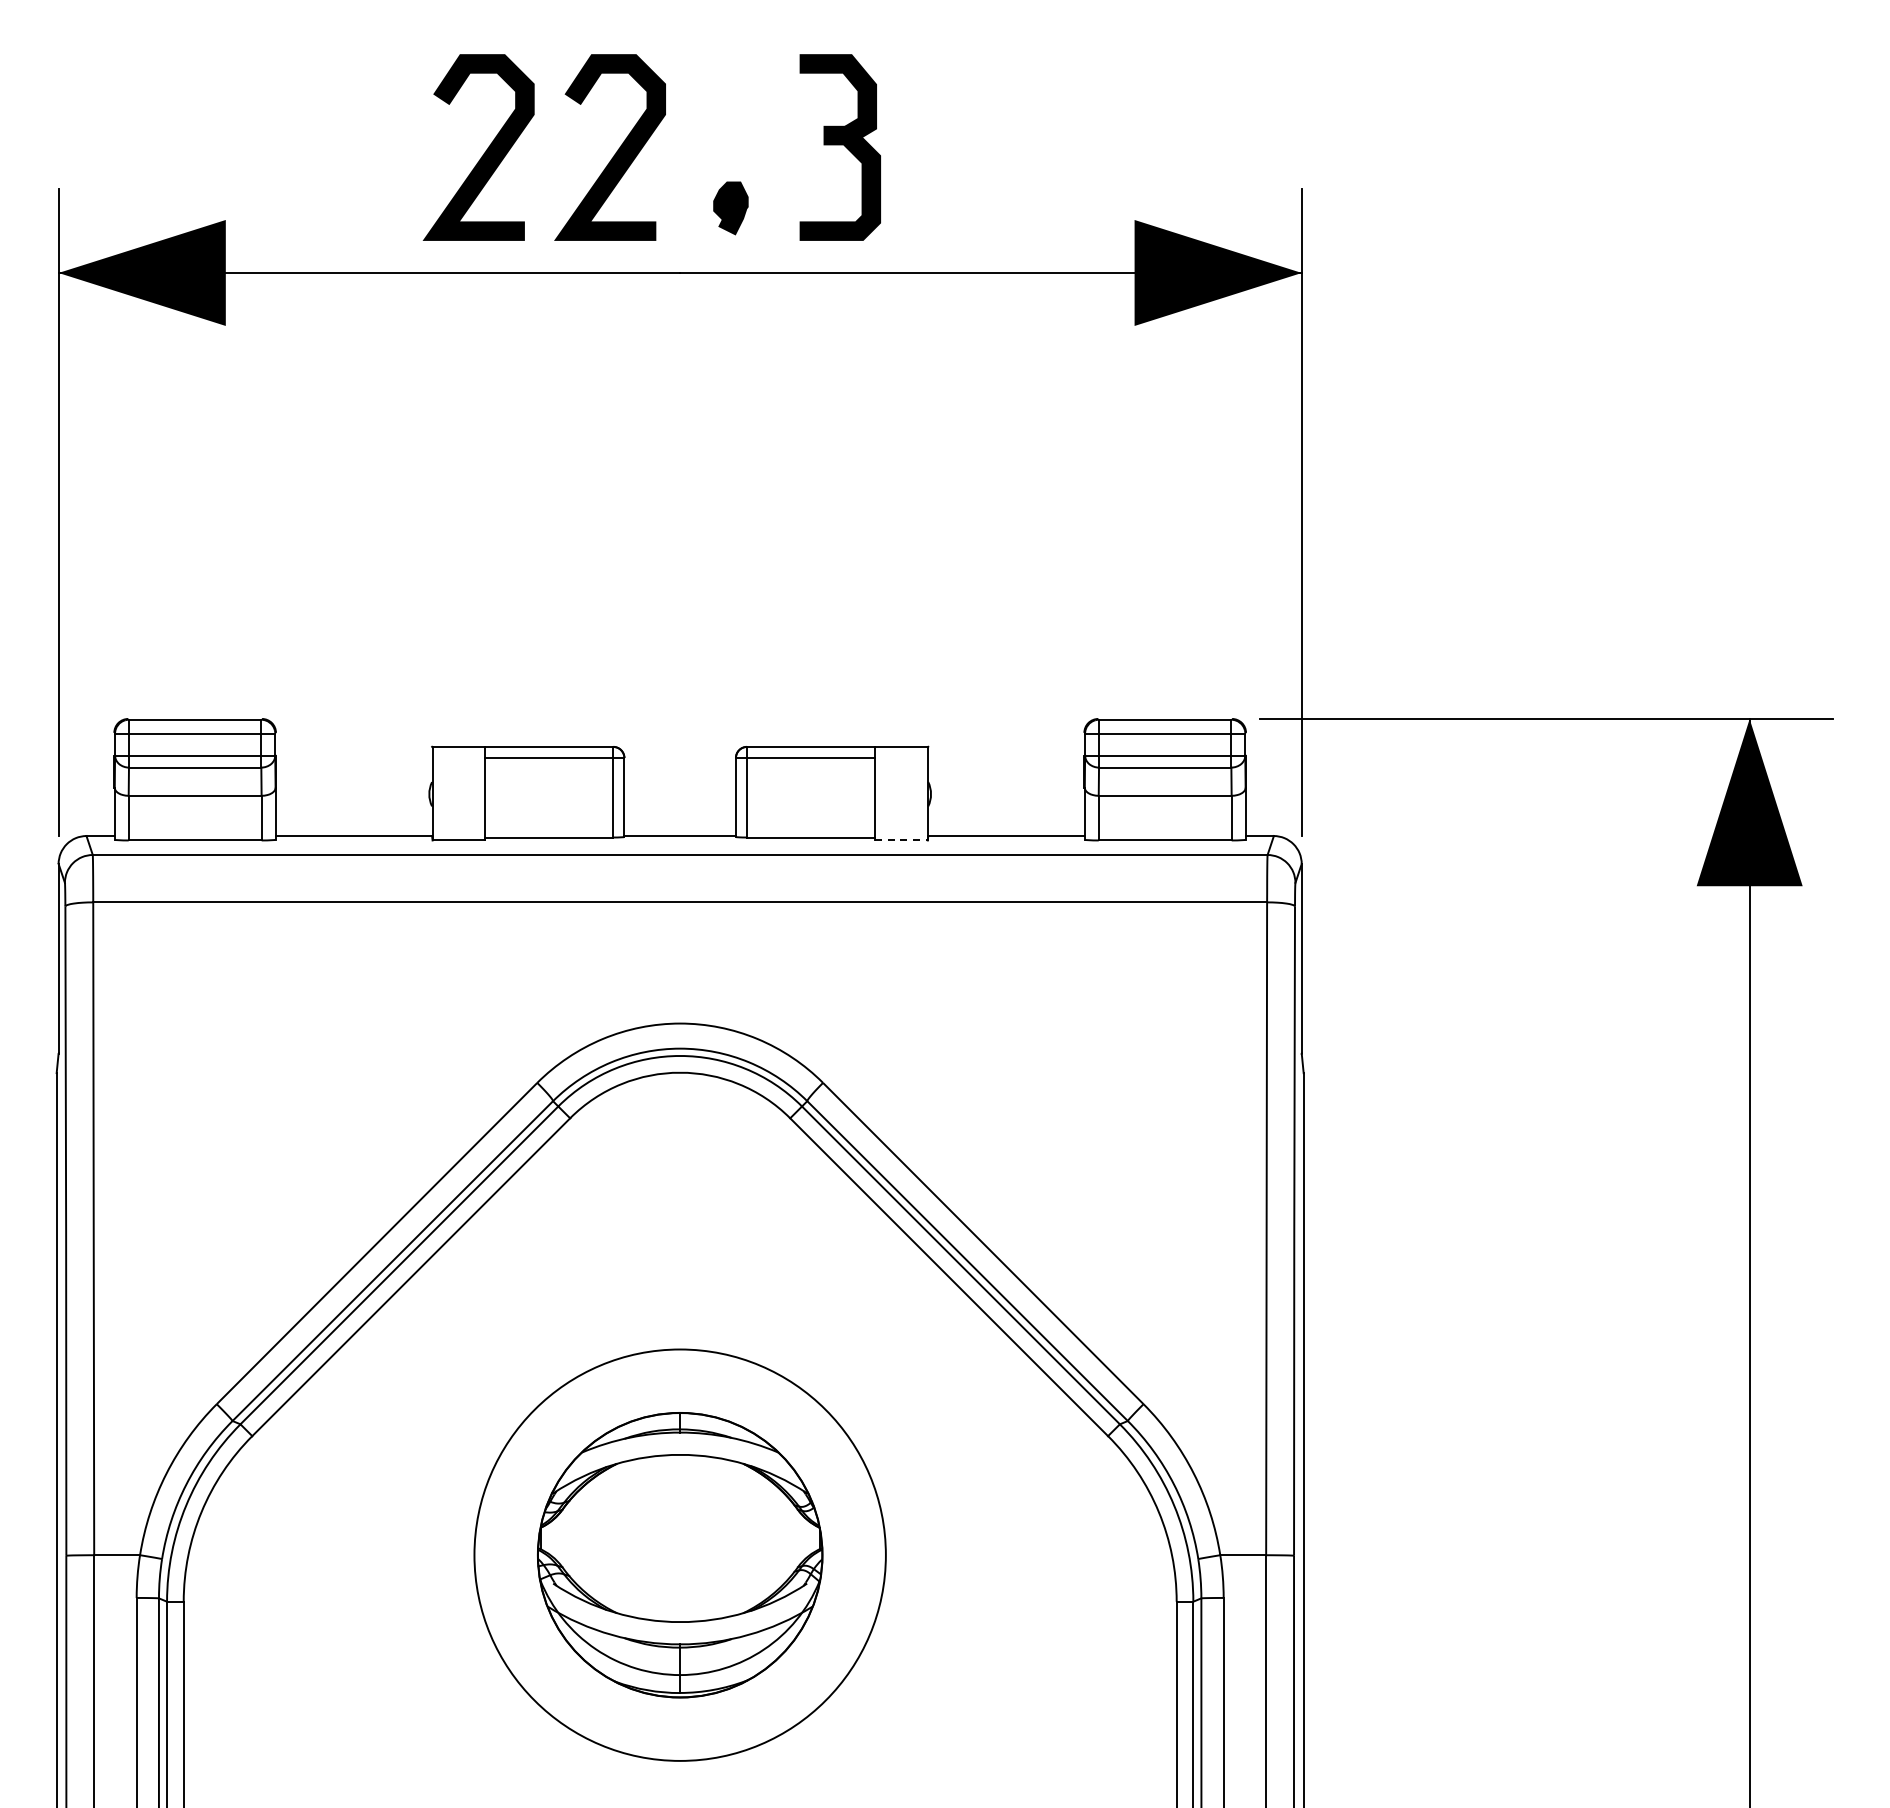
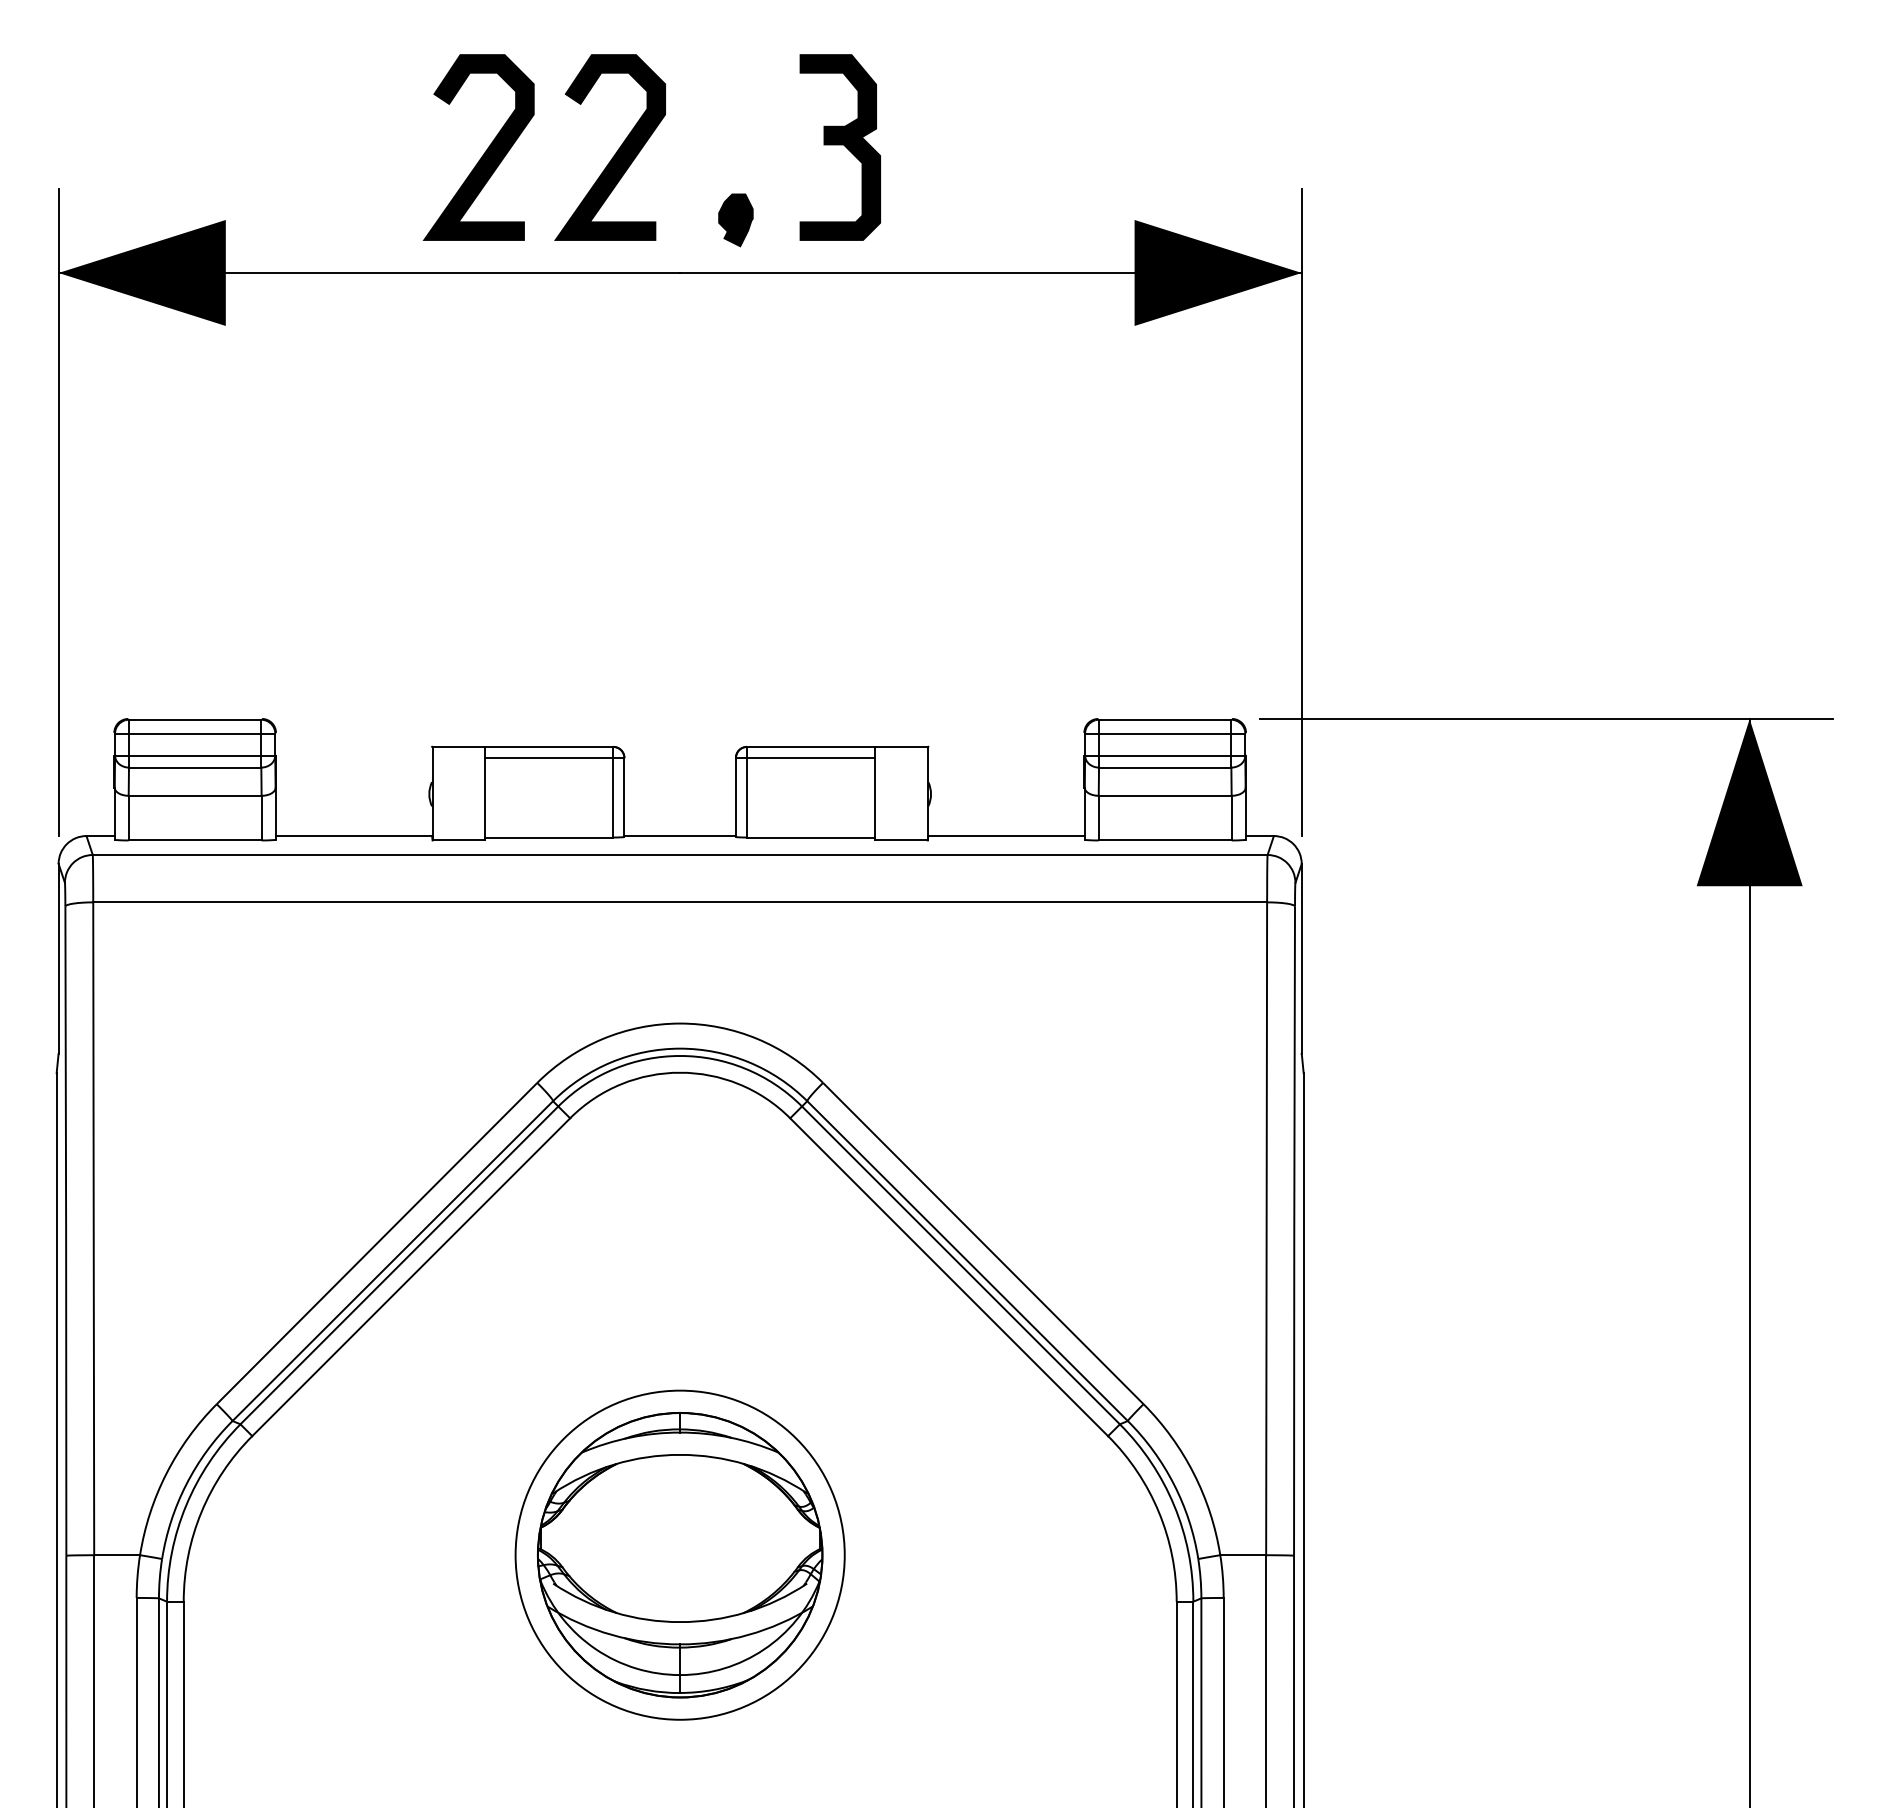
part position: (730, 208) -> (735, 220) (735, 220)
line: dashed -> solid (902, 840)
circle diameter: 411 px -> 329 px (679, 1554)
